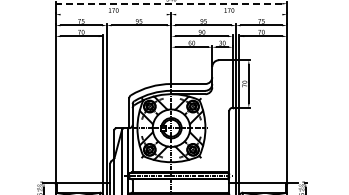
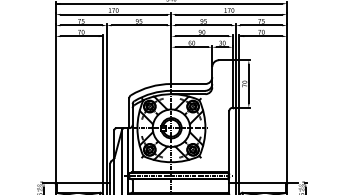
line: dashed -> solid (168, 3)
line: none -> present (113, 14)
line: none -> present (229, 14)
